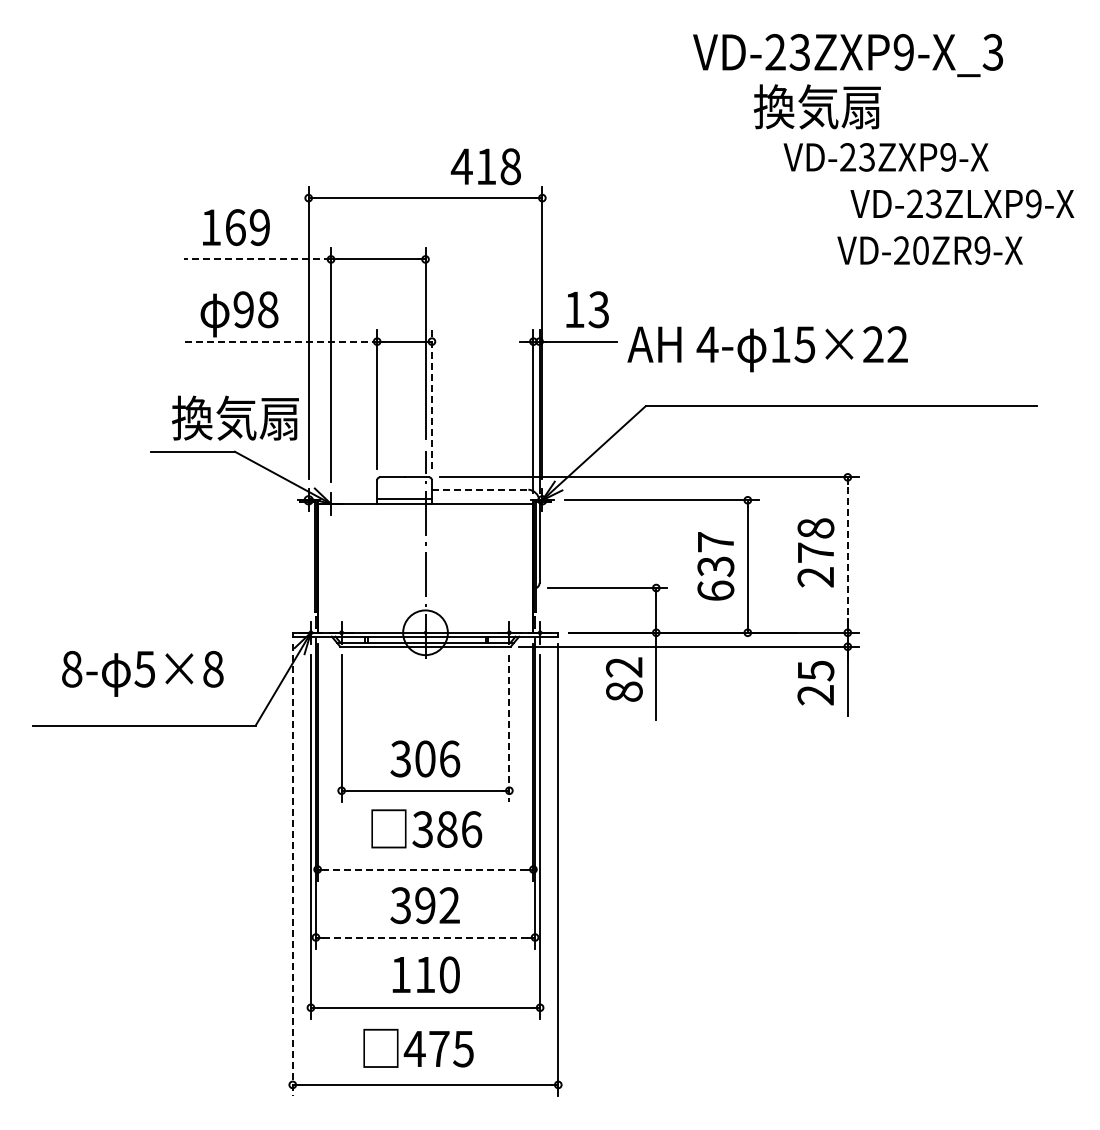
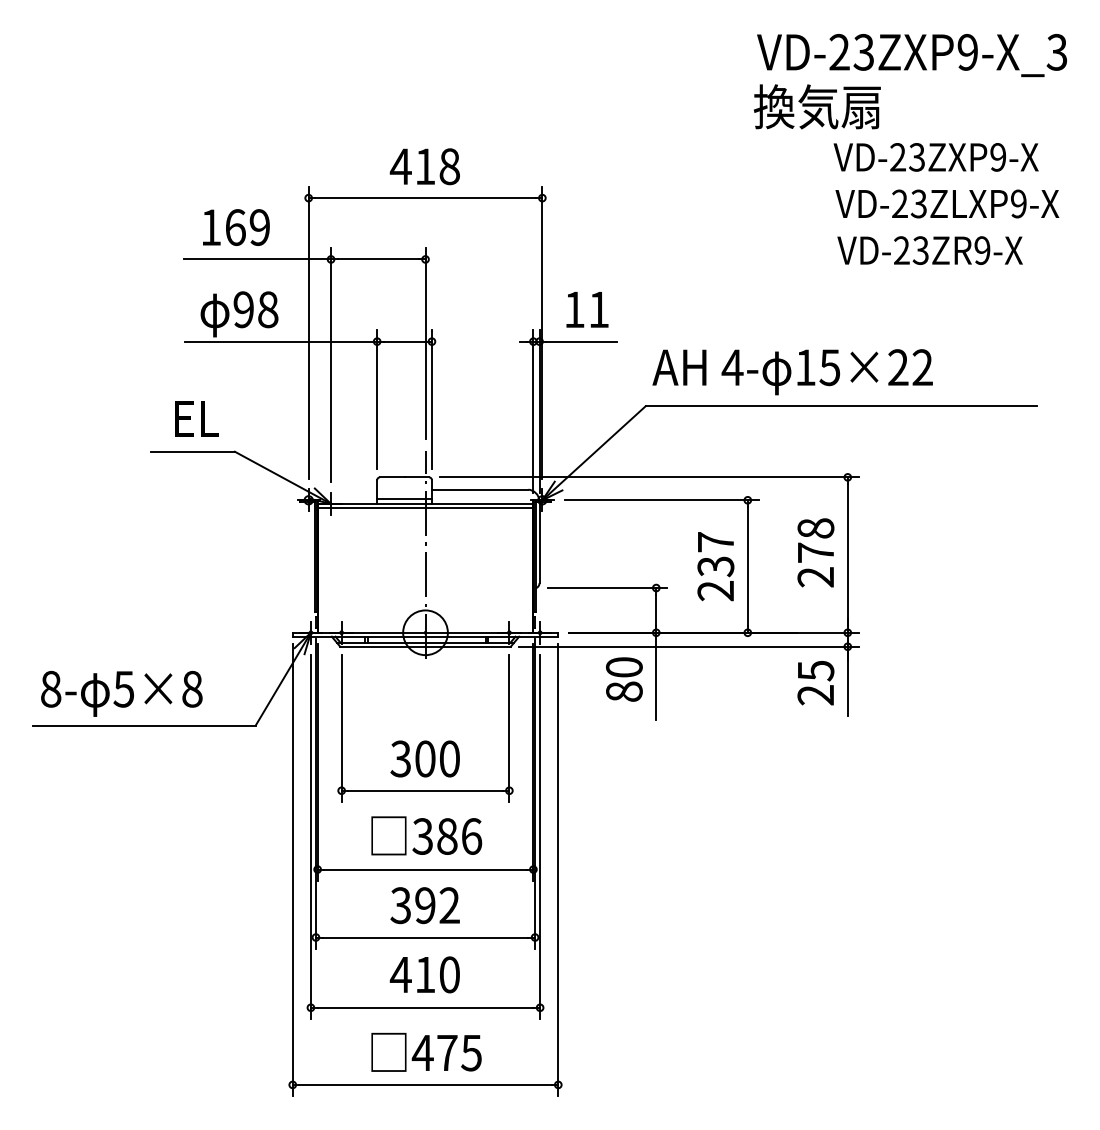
text position: (847, 55) -> (911, 55) (911, 55)
text position: (885, 157) -> (935, 157) (935, 157)
text position: (485, 166) -> (424, 166) (424, 166)
text position: (962, 203) -> (947, 203) (947, 203)
text: VD-20ZR9-X -> VD-23ZR9-X (920, 250)
line: dashed -> solid (257, 259)
text: 13 -> 11 (598, 309)
line: dashed -> solid (281, 341)
text position: (767, 349) -> (792, 372) (792, 372)
line: dashed -> solid (431, 399)
text: 換気扇 -> EL (235, 417)
line: dashed -> solid (480, 489)
line: none -> present (425, 508)
line: dashed -> solid (847, 555)
text: 637 -> 237 (715, 590)
text: 82 -> 80 (624, 667)
text position: (142, 673) -> (121, 693) (121, 693)
line: dashed -> solid (509, 729)
text: 306 -> 300 (450, 758)
text position: (426, 828) -> (426, 835) (426, 835)
line: dashed -> solid (425, 869)
line: dashed -> solid (292, 870)
line: dashed -> solid (425, 937)
text: 110 -> 410 (400, 974)
text position: (418, 1047) -> (426, 1051) (426, 1051)
